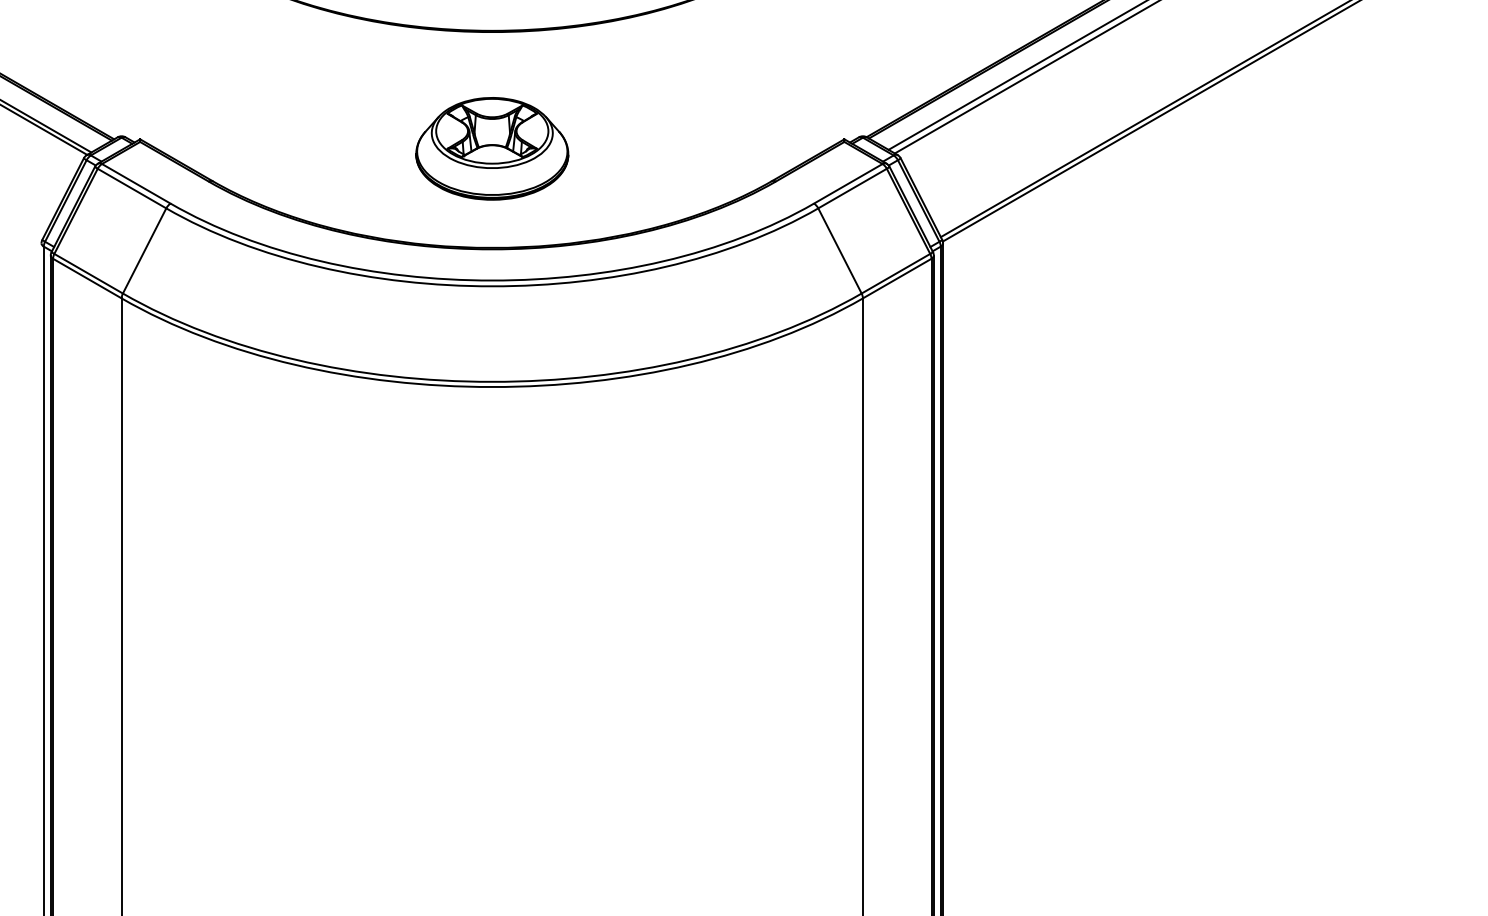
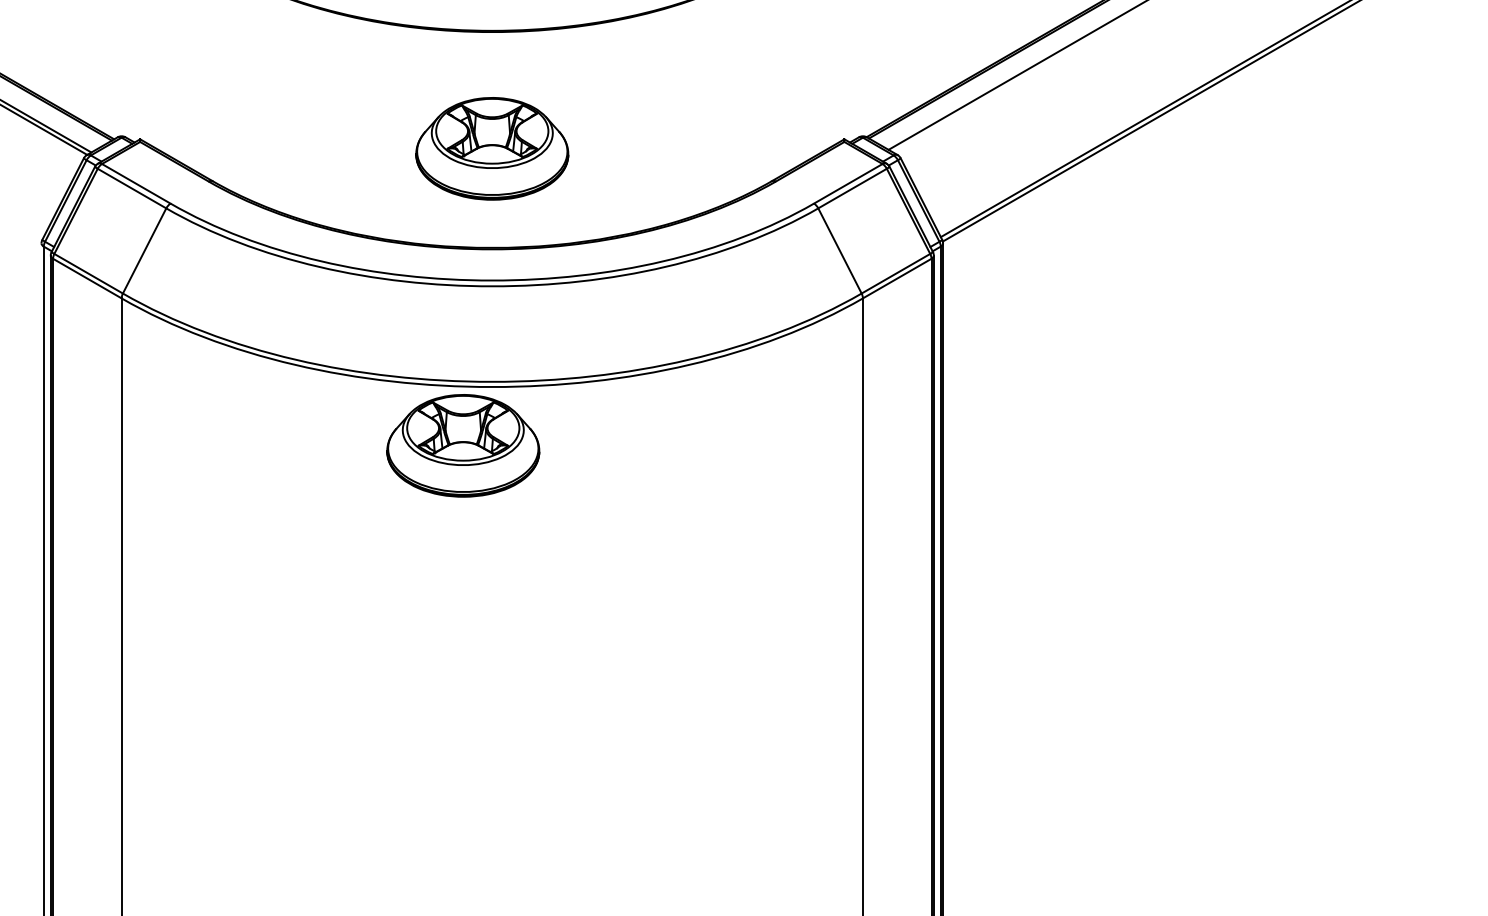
line: present -> none (1025, 77)
part: none -> present (463, 445)
